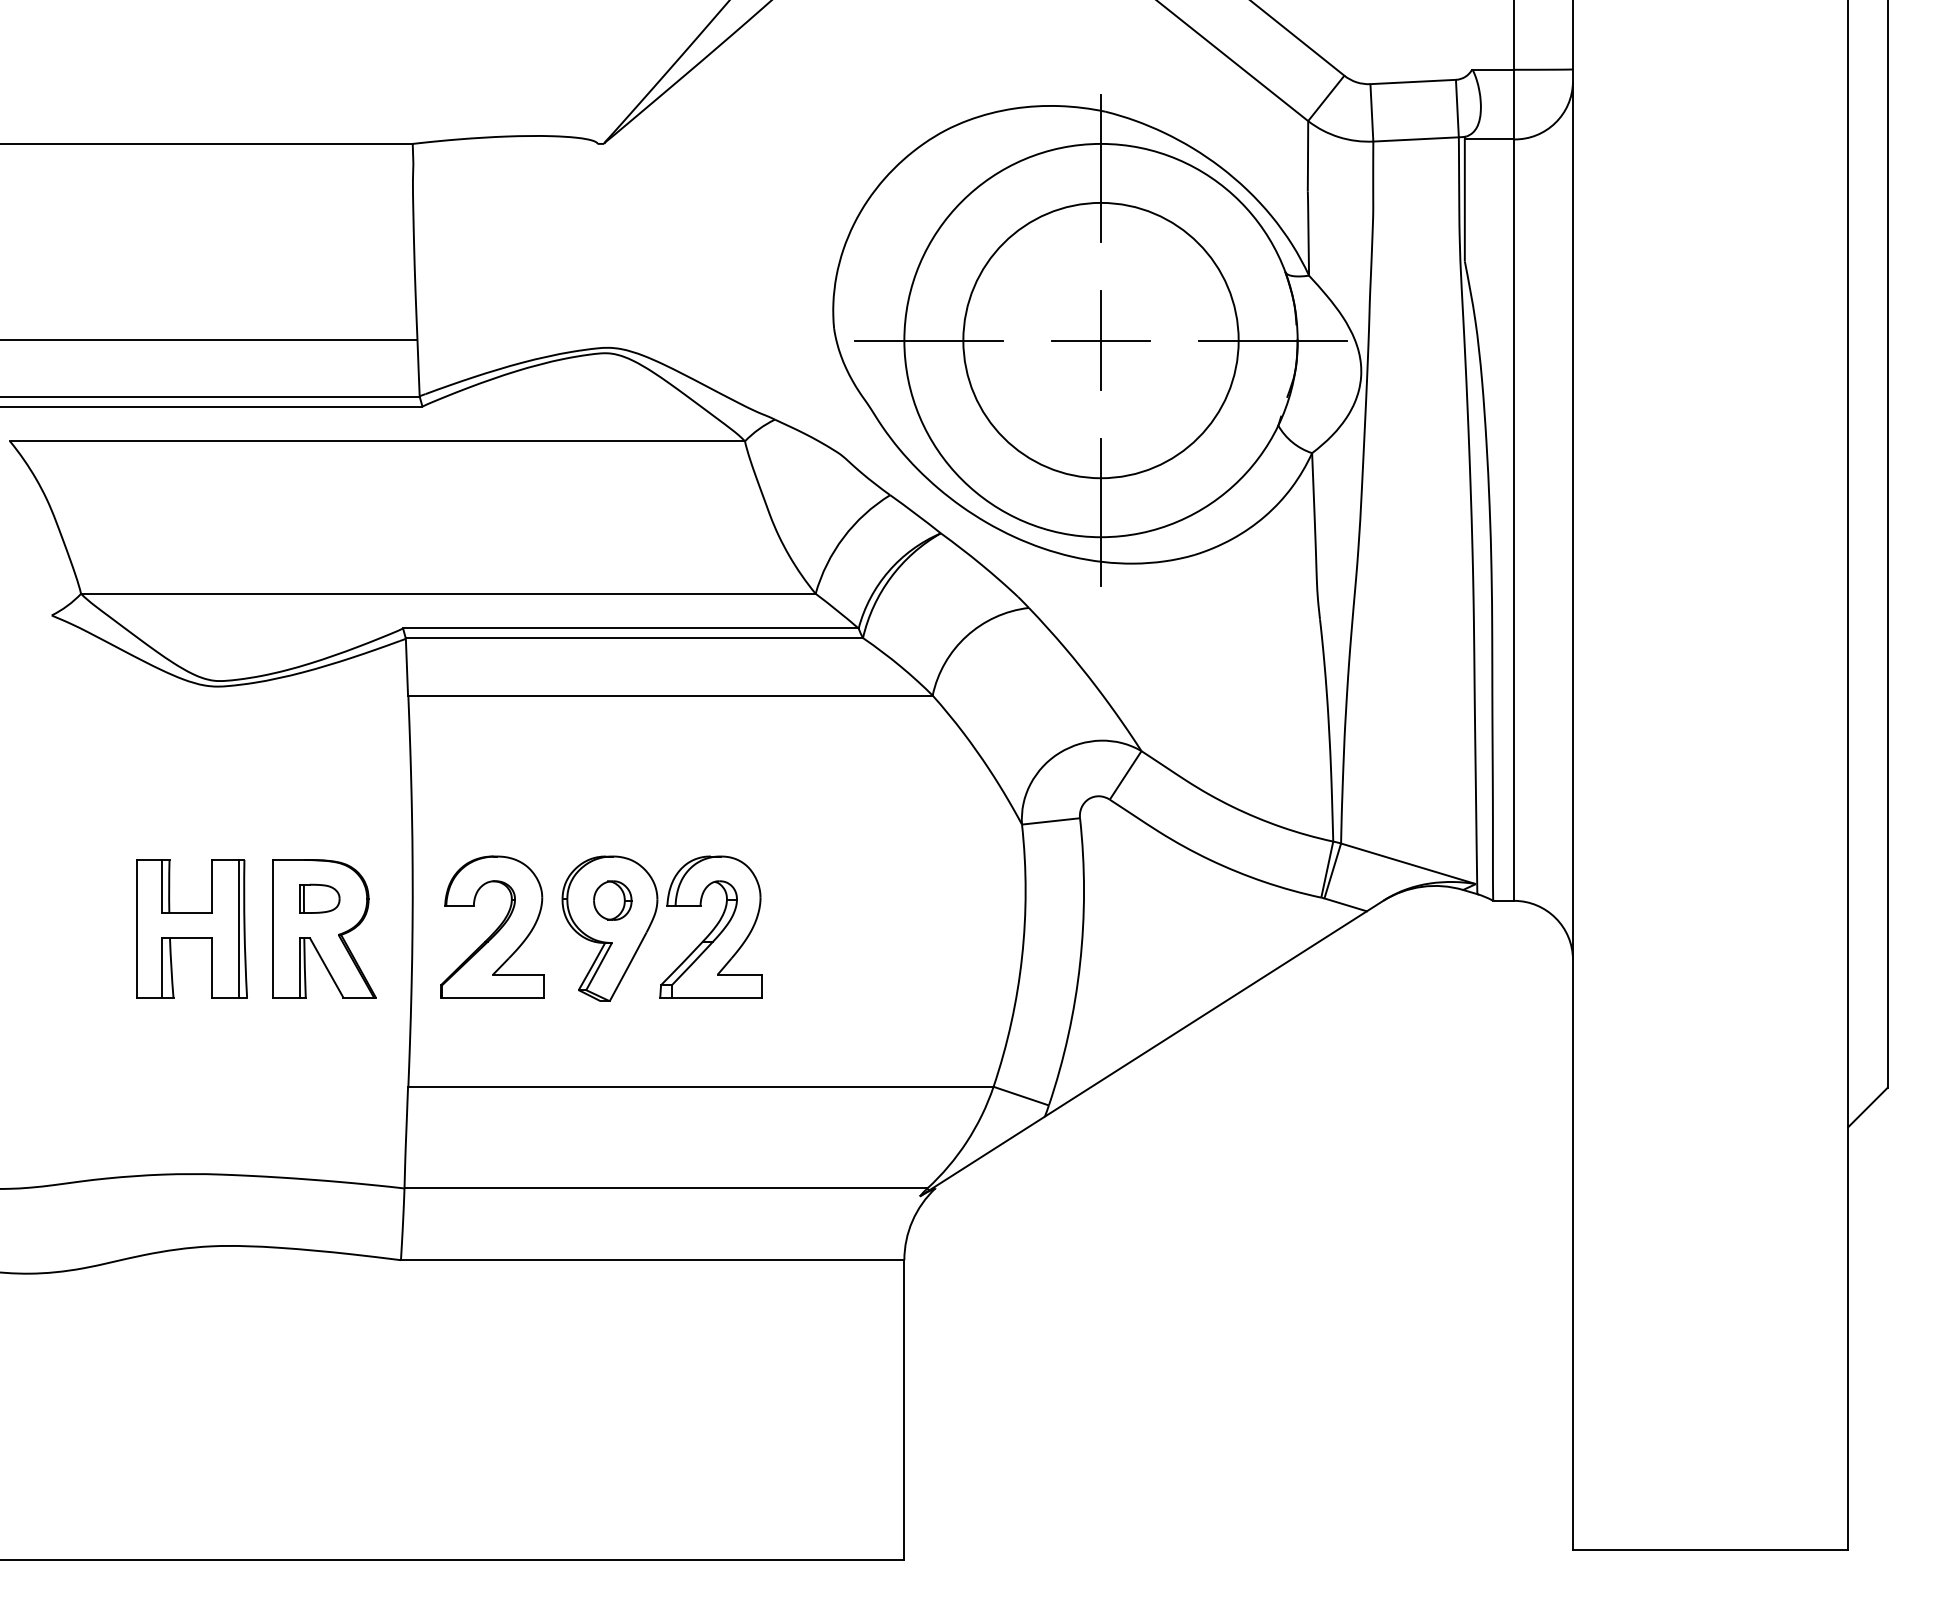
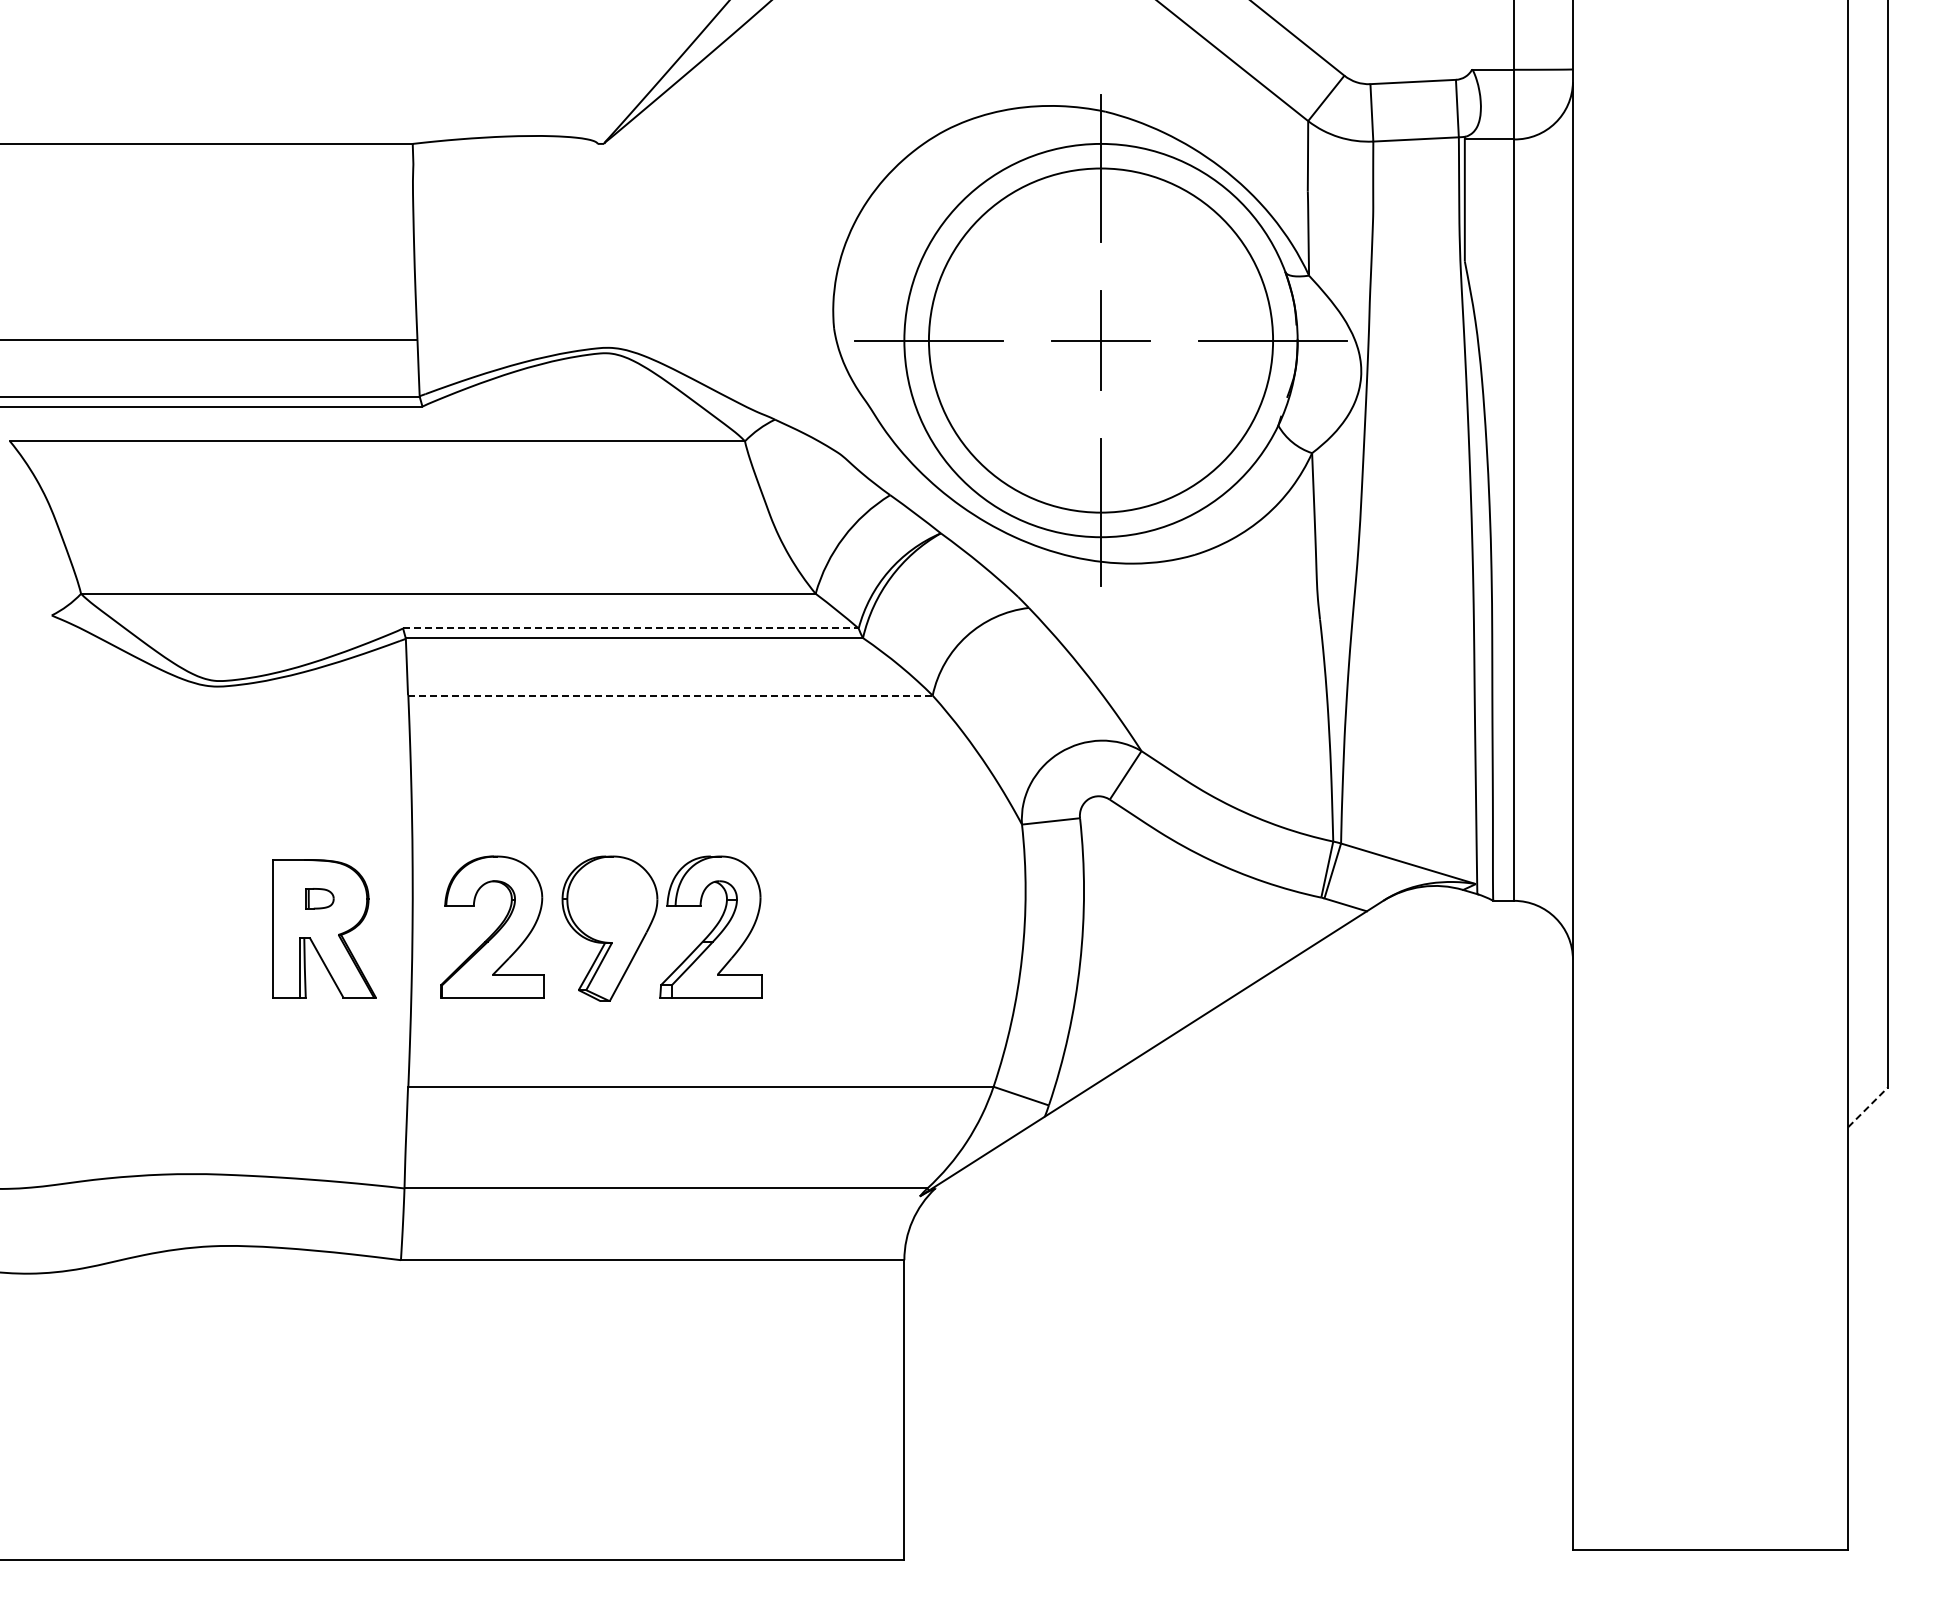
circle diameter: 275 px -> 344 px (1100, 340)
line: solid -> dashed (630, 628)
line: solid -> dashed (670, 695)
part size: 42x31 px -> 30x22 px (319, 898)
part: present -> none (612, 900)
part: present -> none (191, 928)
line: solid -> dashed (1867, 1107)
